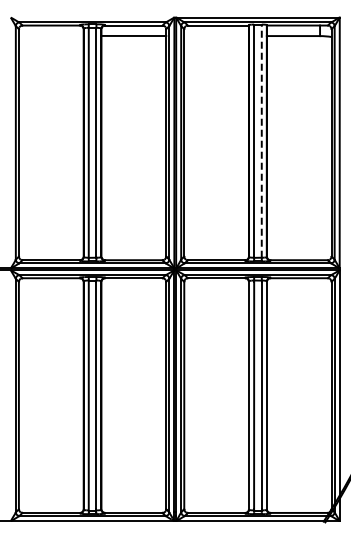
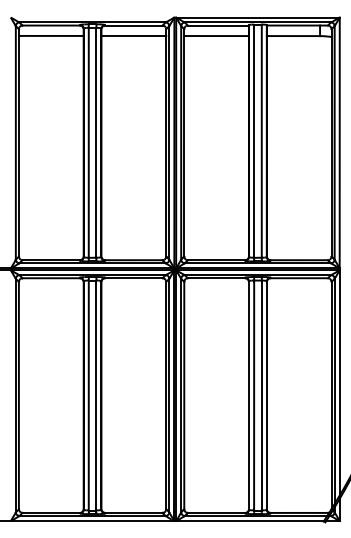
line: none -> present (50, 35)
line: none -> present (216, 36)
line: dashed -> solid (261, 141)
